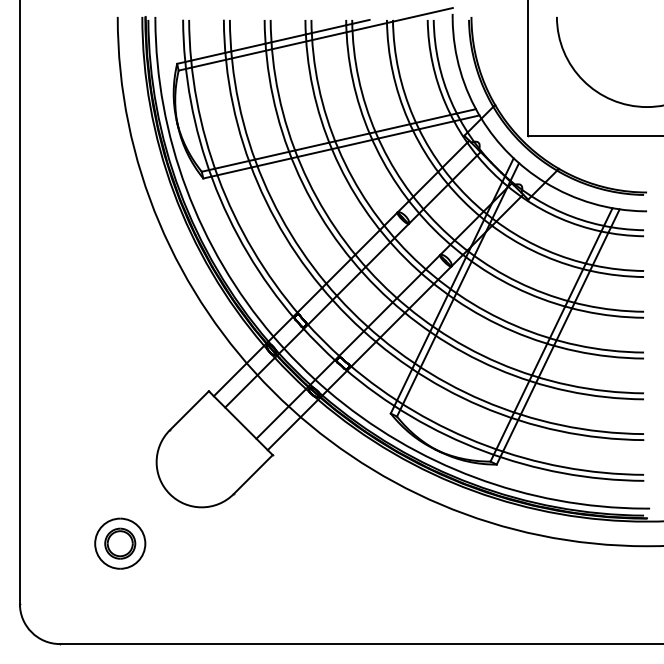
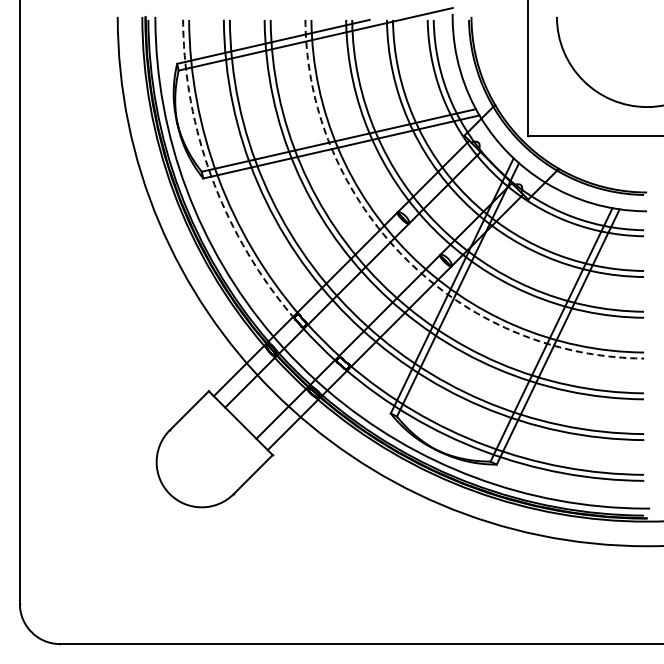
arc: solid -> dashed (212, 179)
arc: solid -> dashed (405, 258)
part: present -> none (120, 543)
